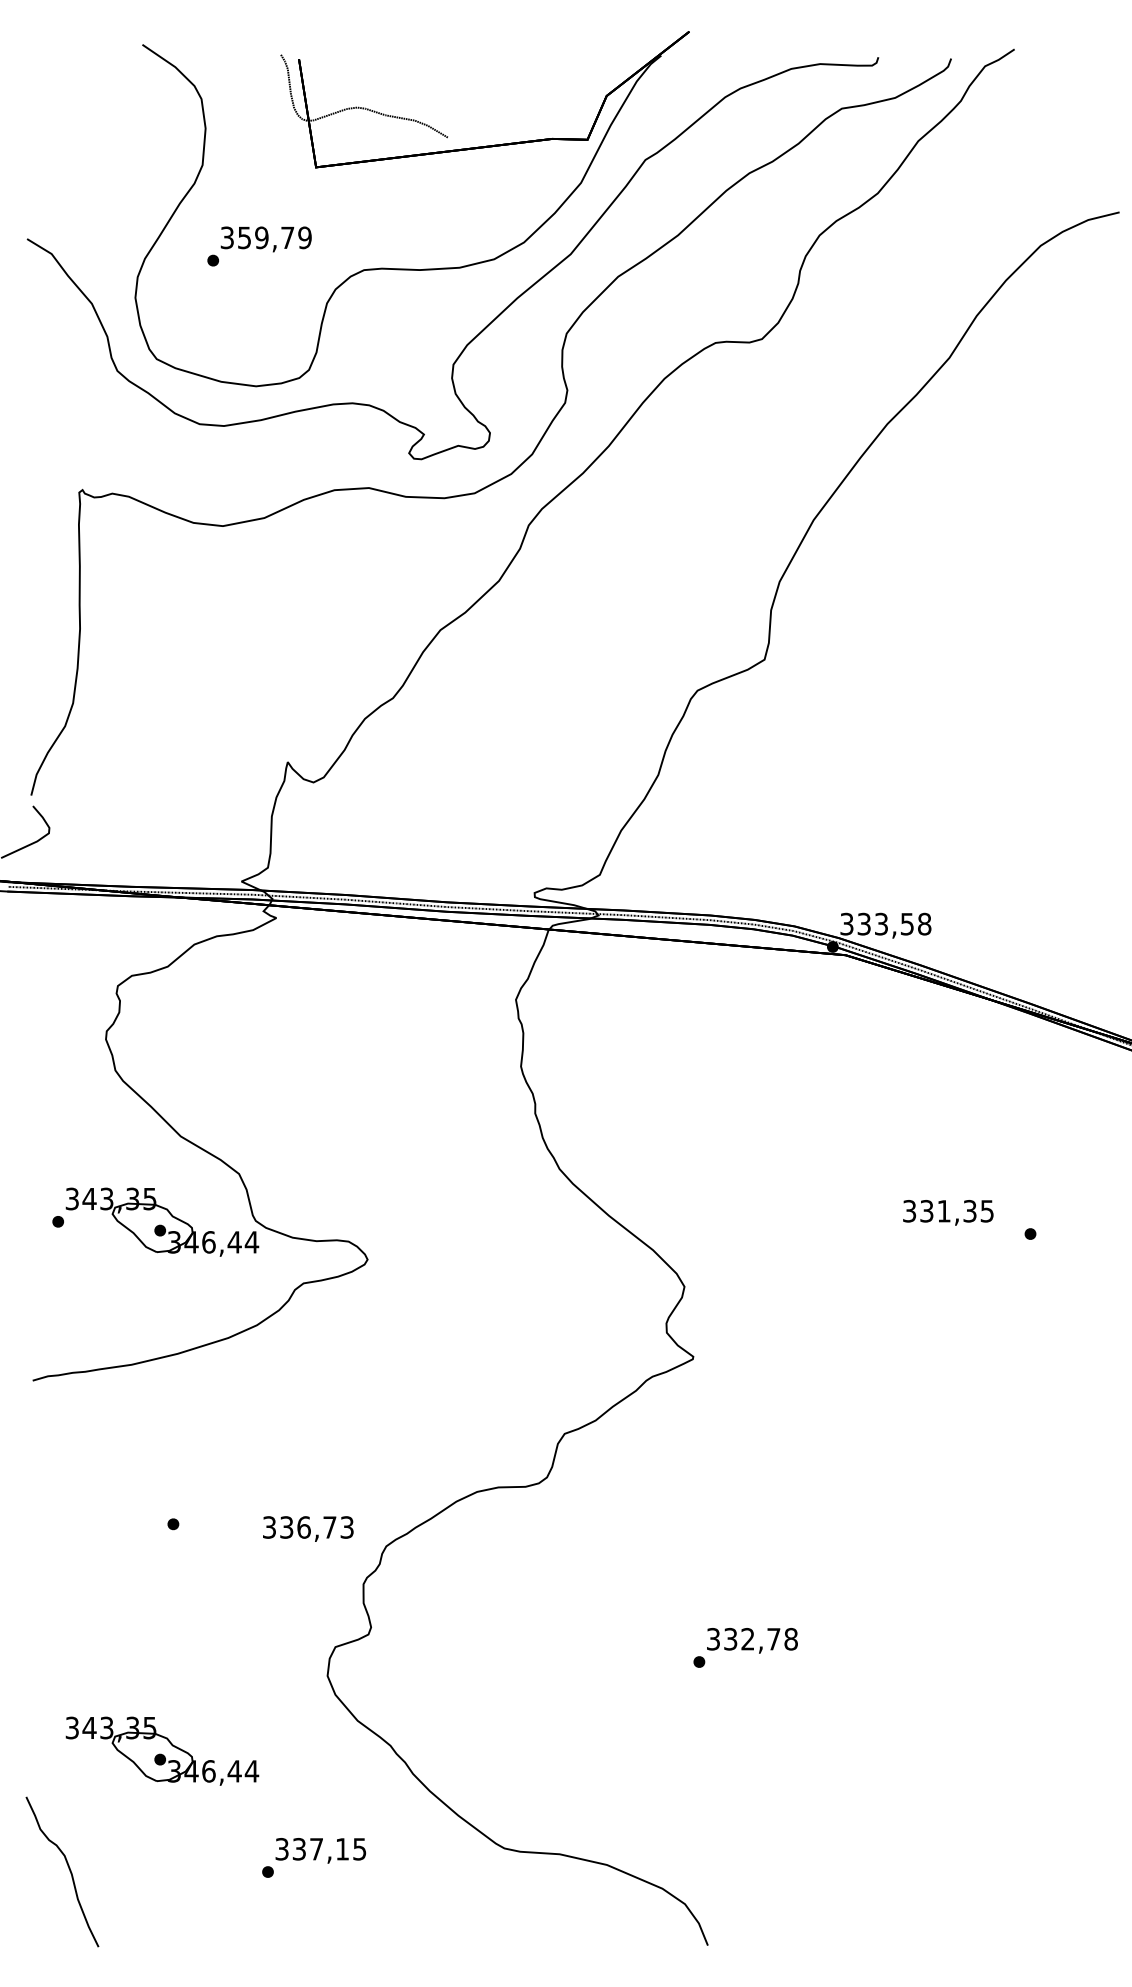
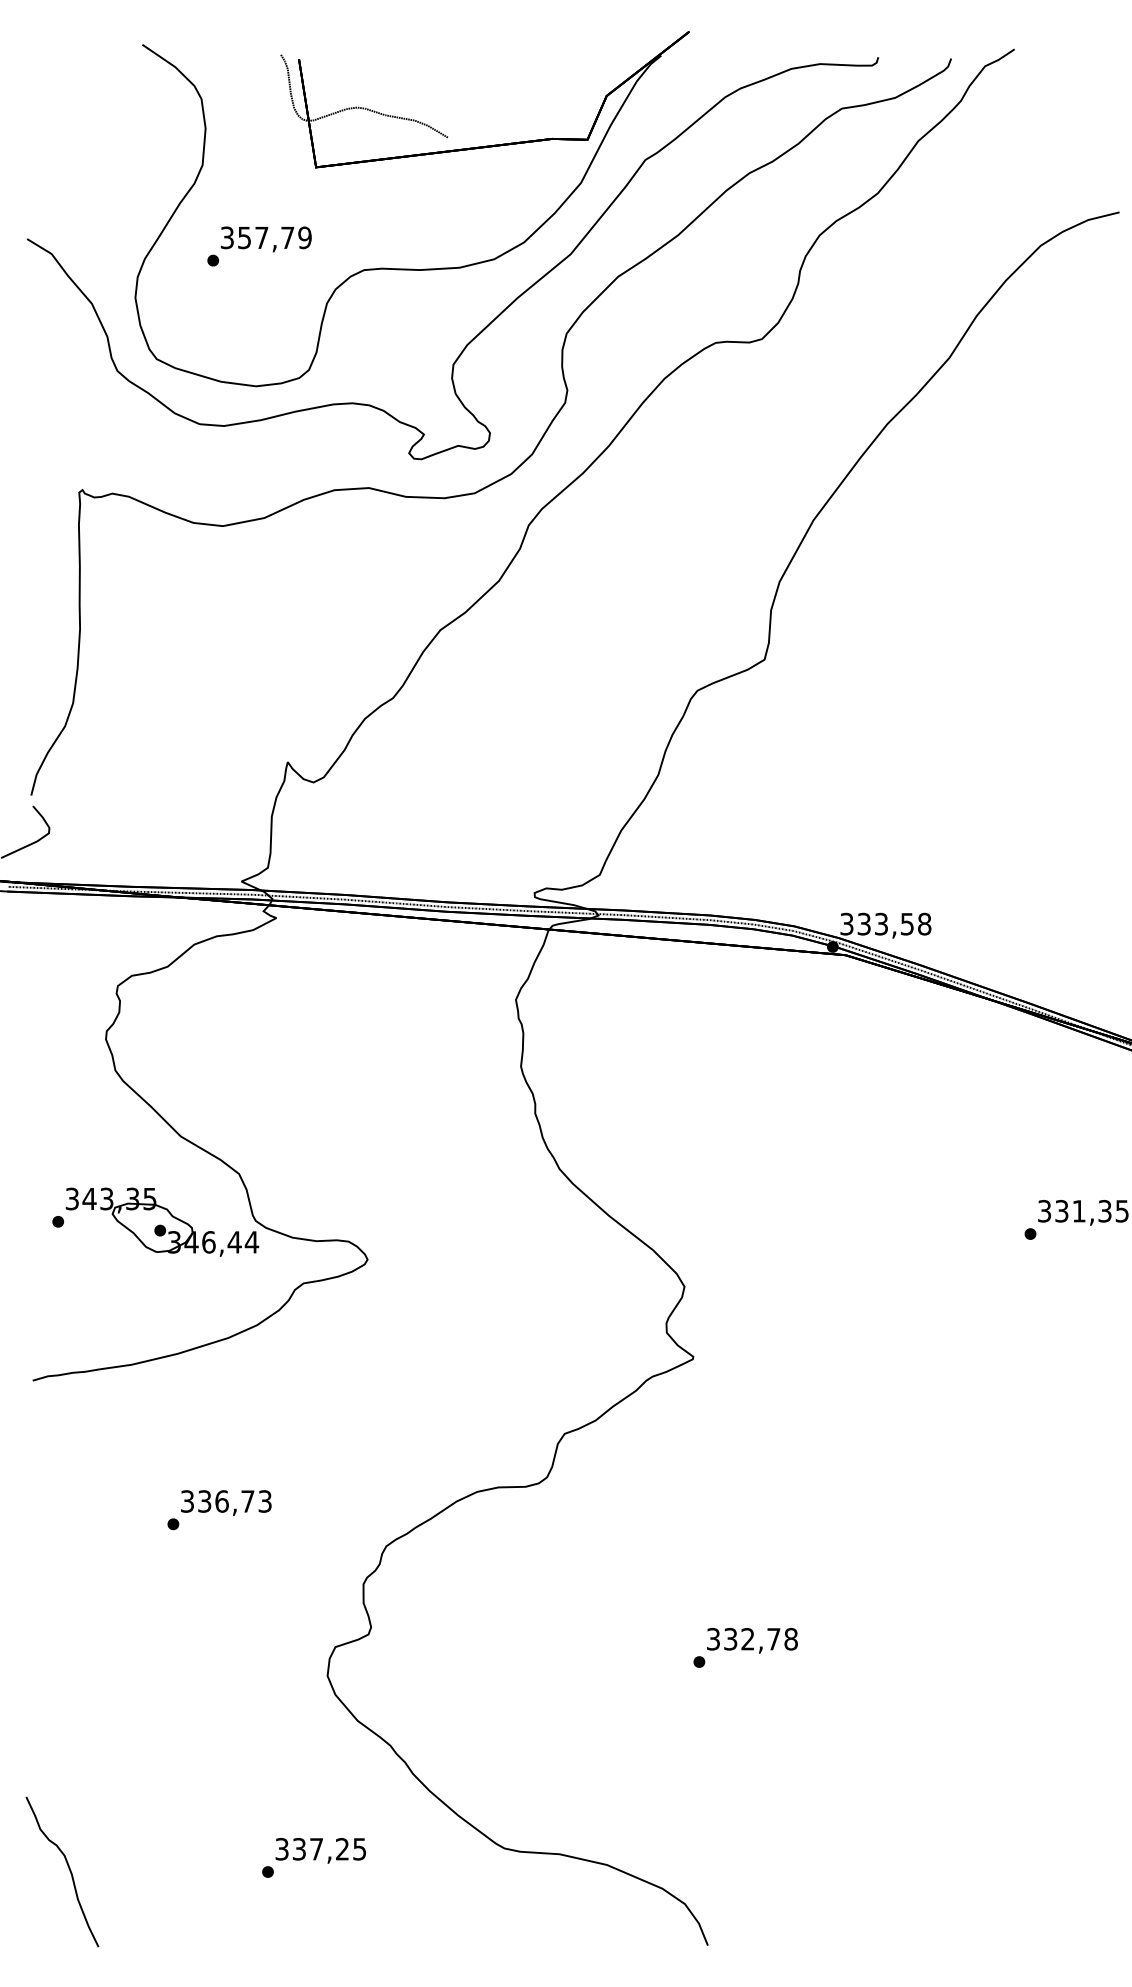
text: 359,79 -> 357,79 (261, 237)
text position: (948, 1212) -> (1083, 1212) (1083, 1212)
text position: (308, 1528) -> (226, 1502) (226, 1502)
part: present -> none (162, 1750)
text: 337,15 -> 337,25 (342, 1849)
